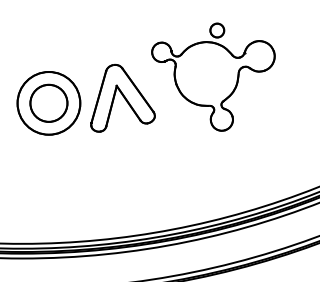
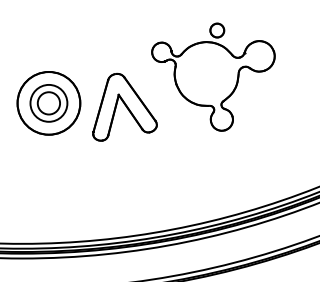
part position: (122, 98) -> (124, 107) (124, 107)
circle diameter: 37 px -> 22 px (48, 103)
